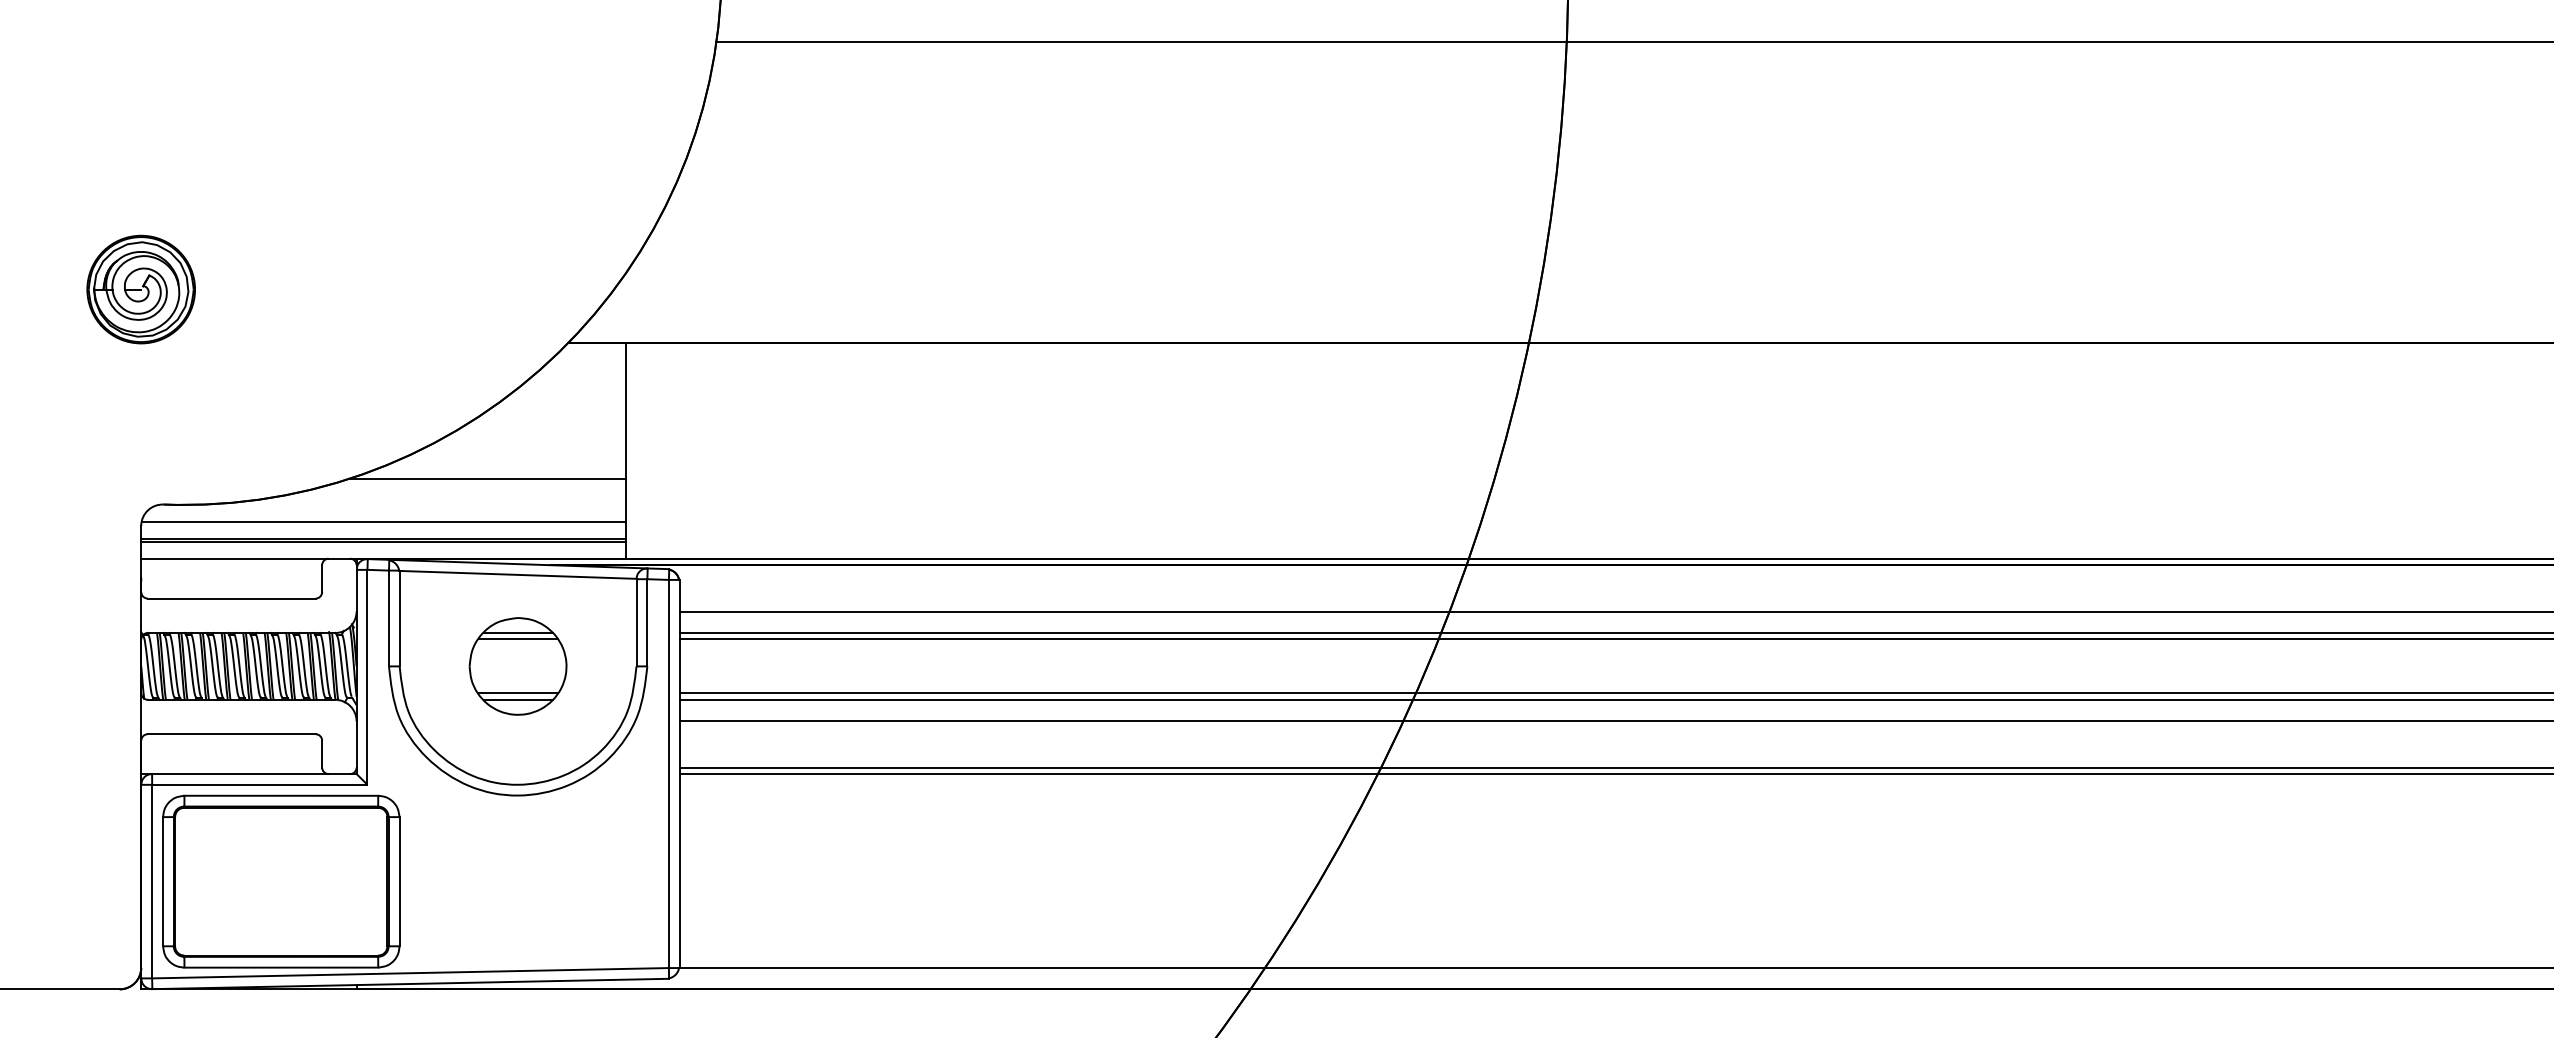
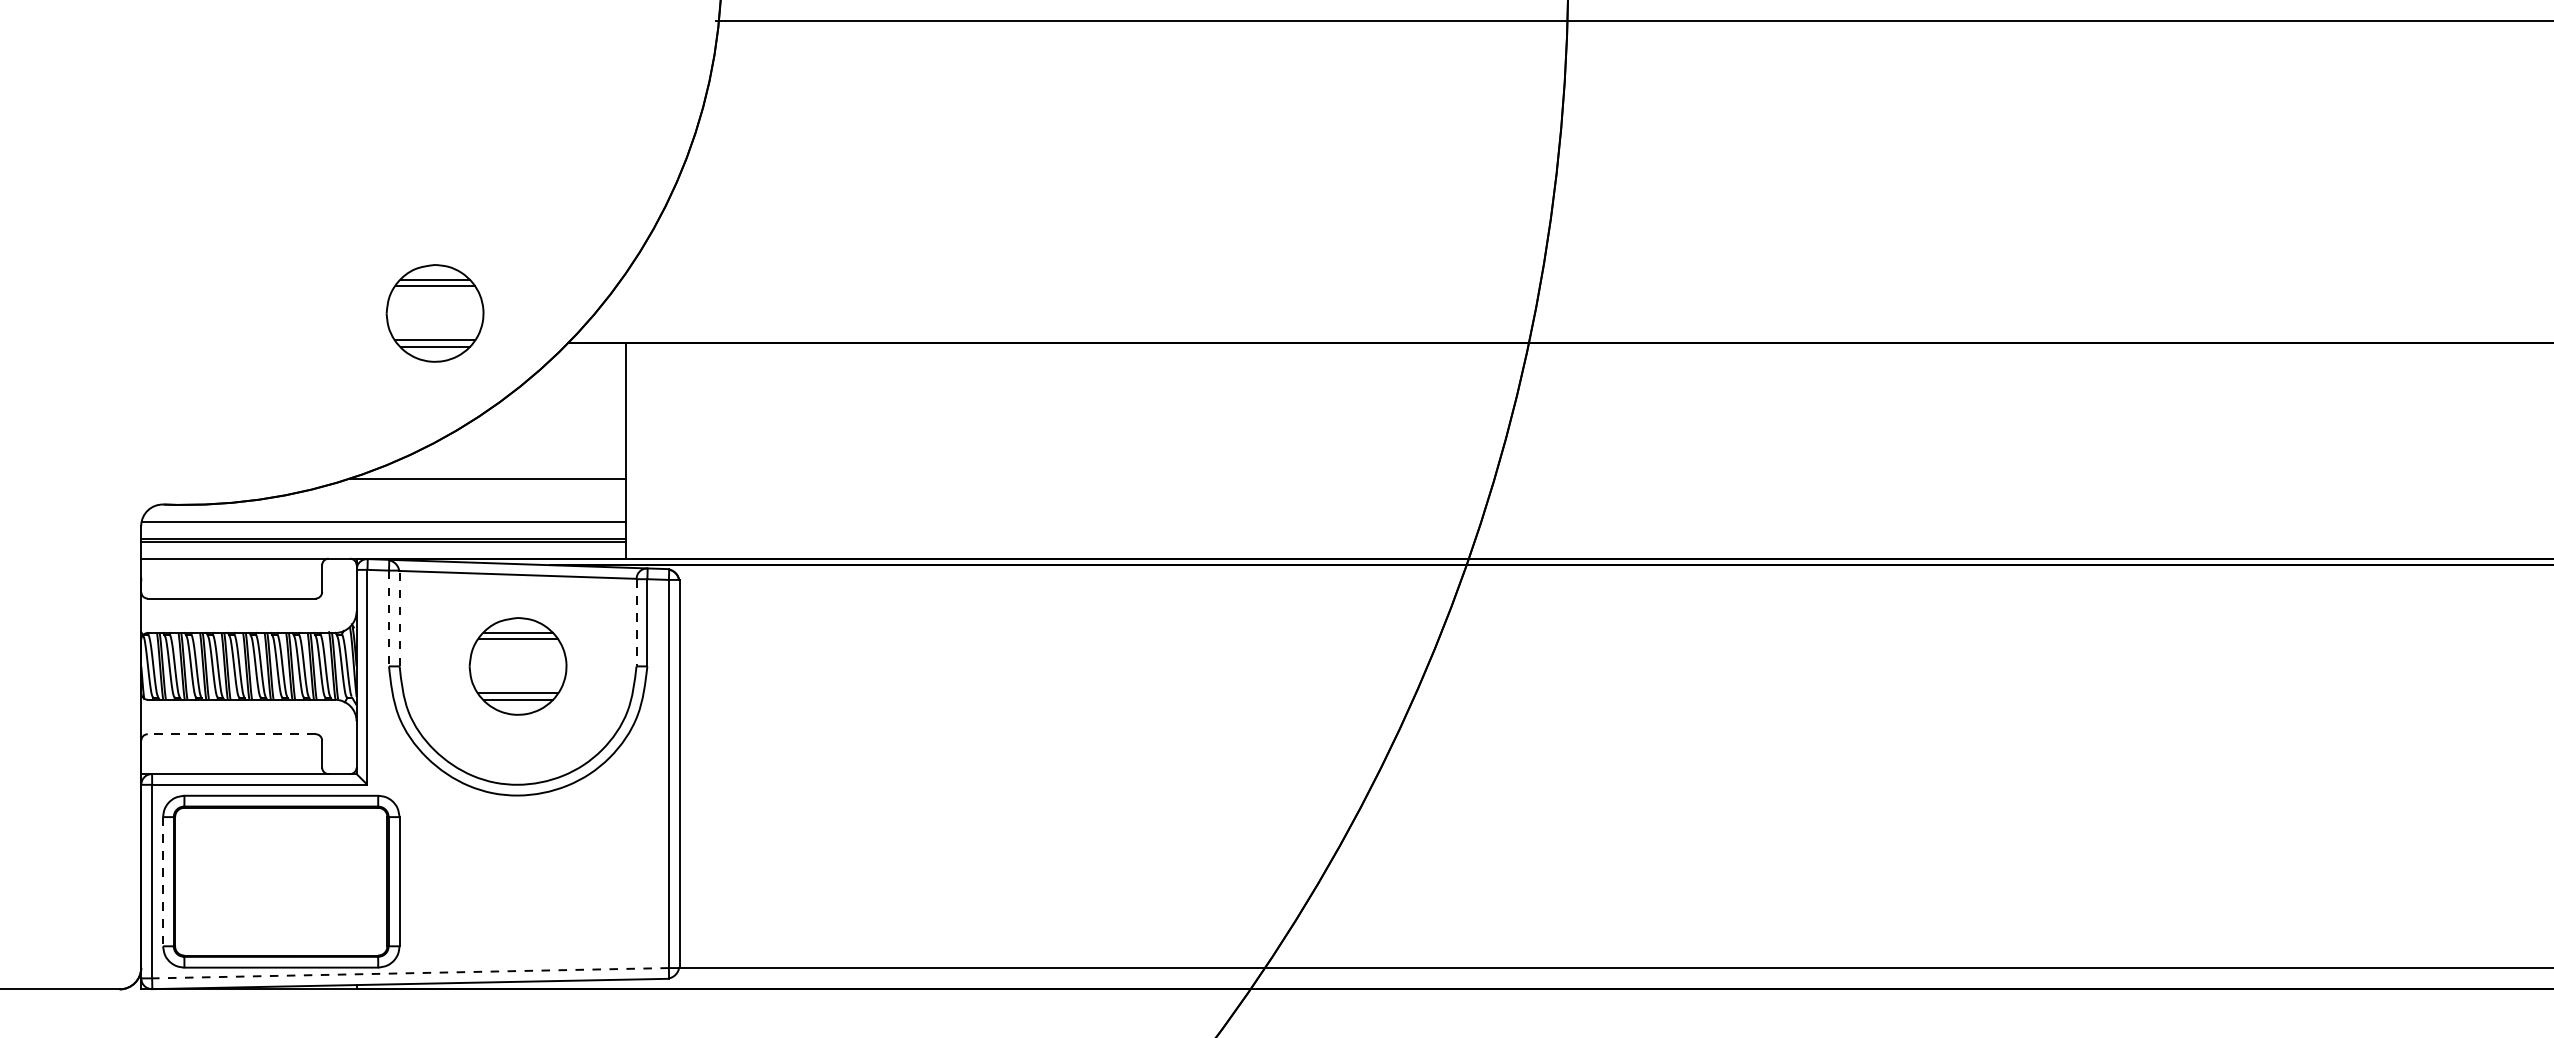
line position: (1633, 42) -> (1633, 21) (1633, 21)
part: present -> none (140, 289)
part: none -> present (434, 313)
line: present -> none (1614, 611)
line: solid -> dashed (389, 618)
line: solid -> dashed (399, 618)
line: solid -> dashed (636, 622)
line: present -> none (1614, 633)
line: present -> none (1614, 639)
line: present -> none (1614, 693)
line: present -> none (1614, 699)
line: present -> none (1614, 721)
line: solid -> dashed (231, 734)
line: present -> none (1614, 767)
line: present -> none (1614, 774)
line: solid -> dashed (163, 881)
line: solid -> dashed (410, 973)
